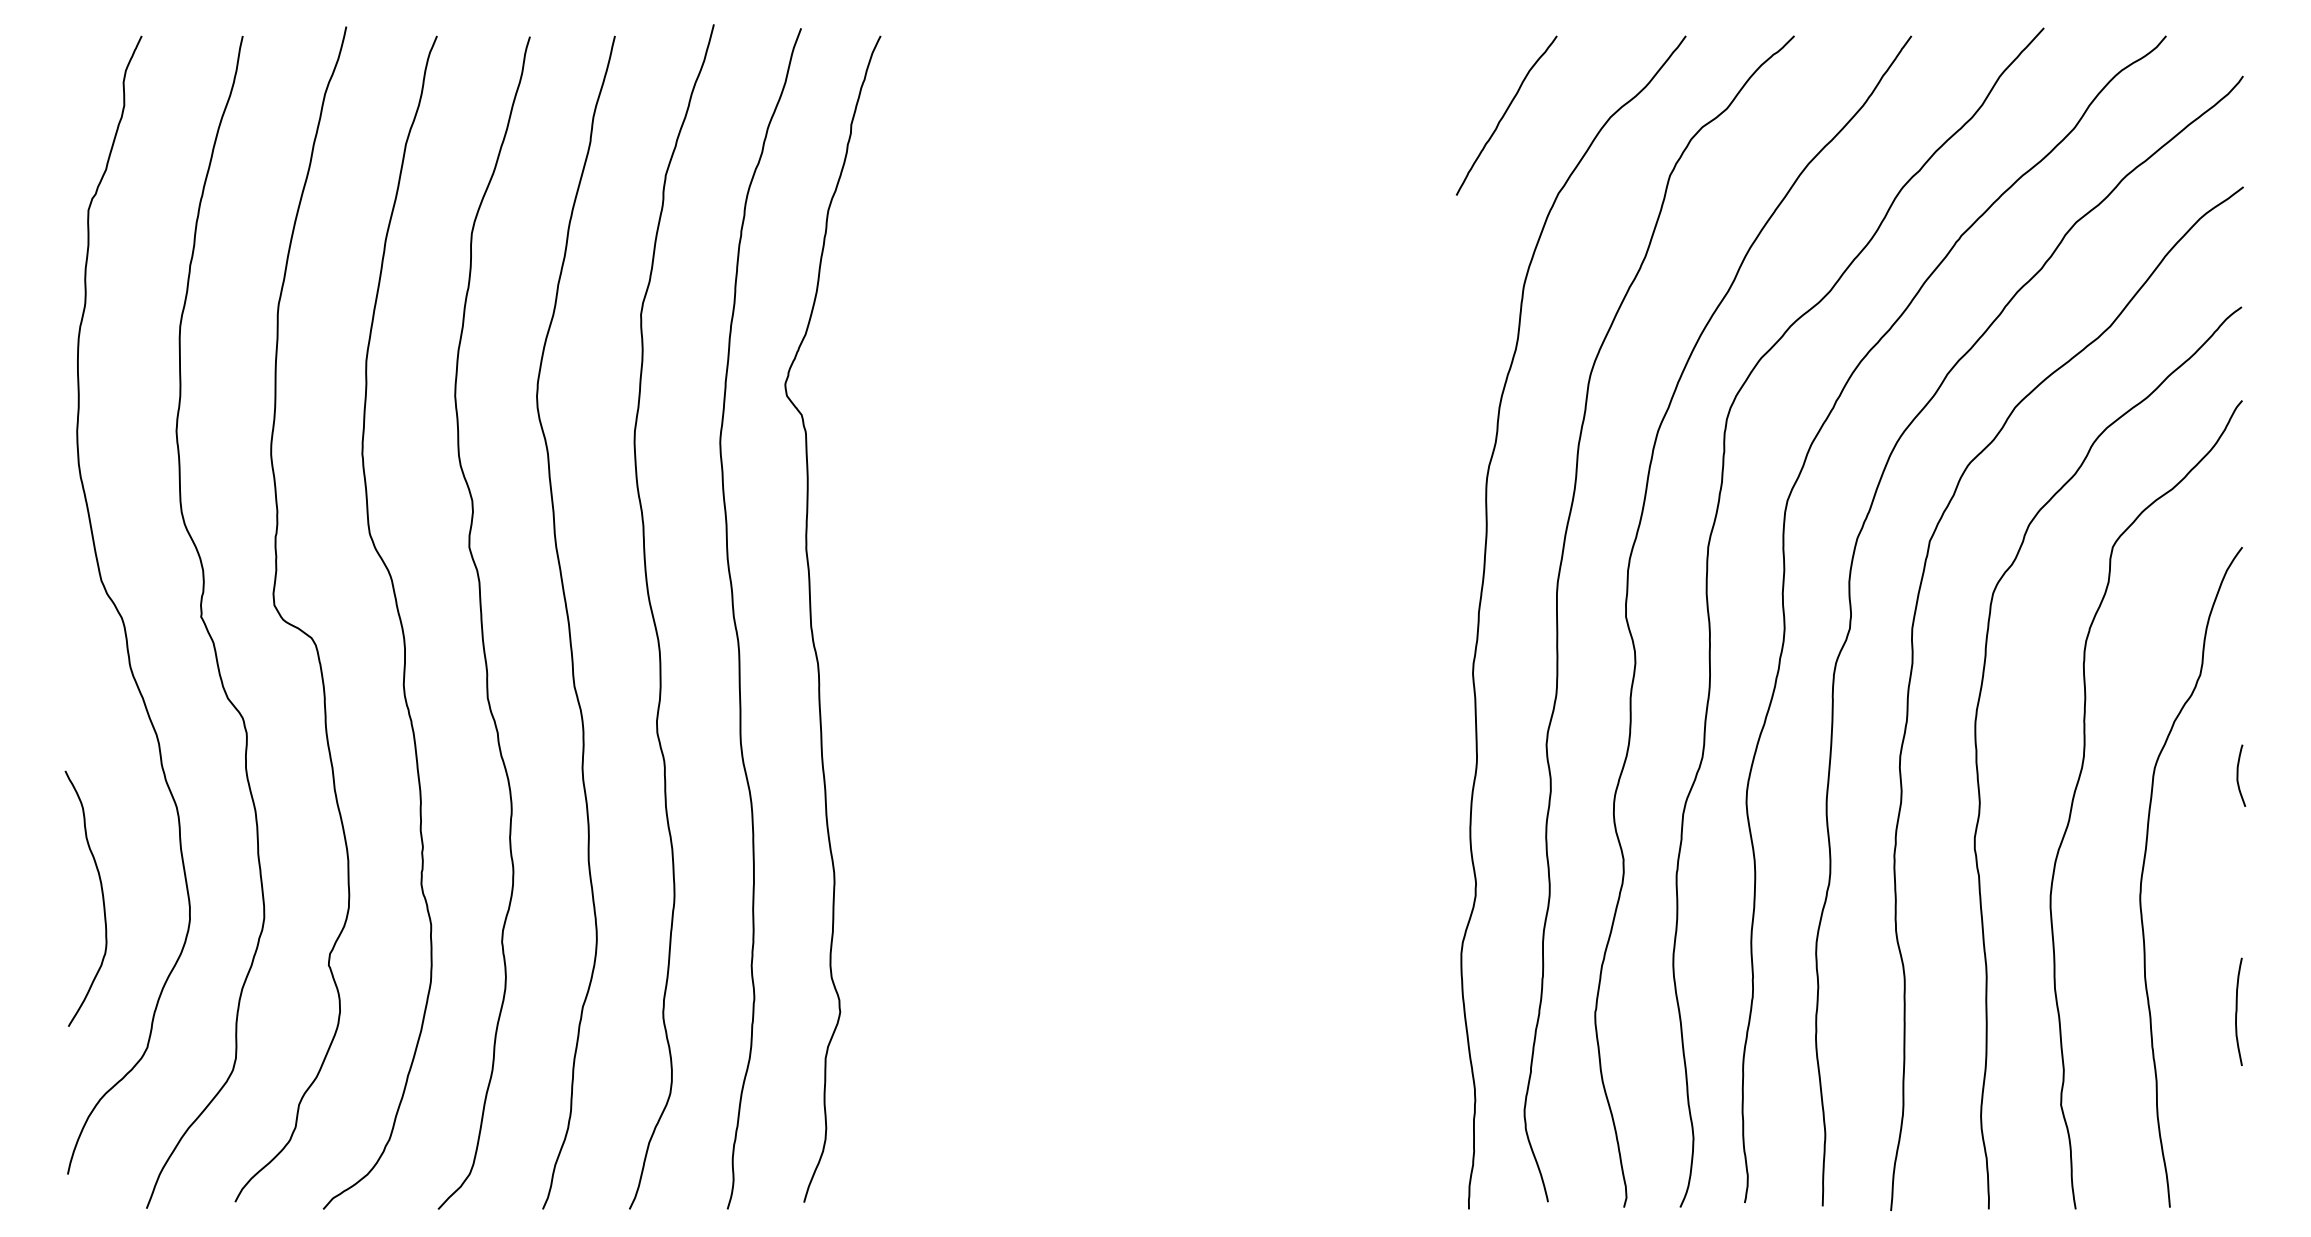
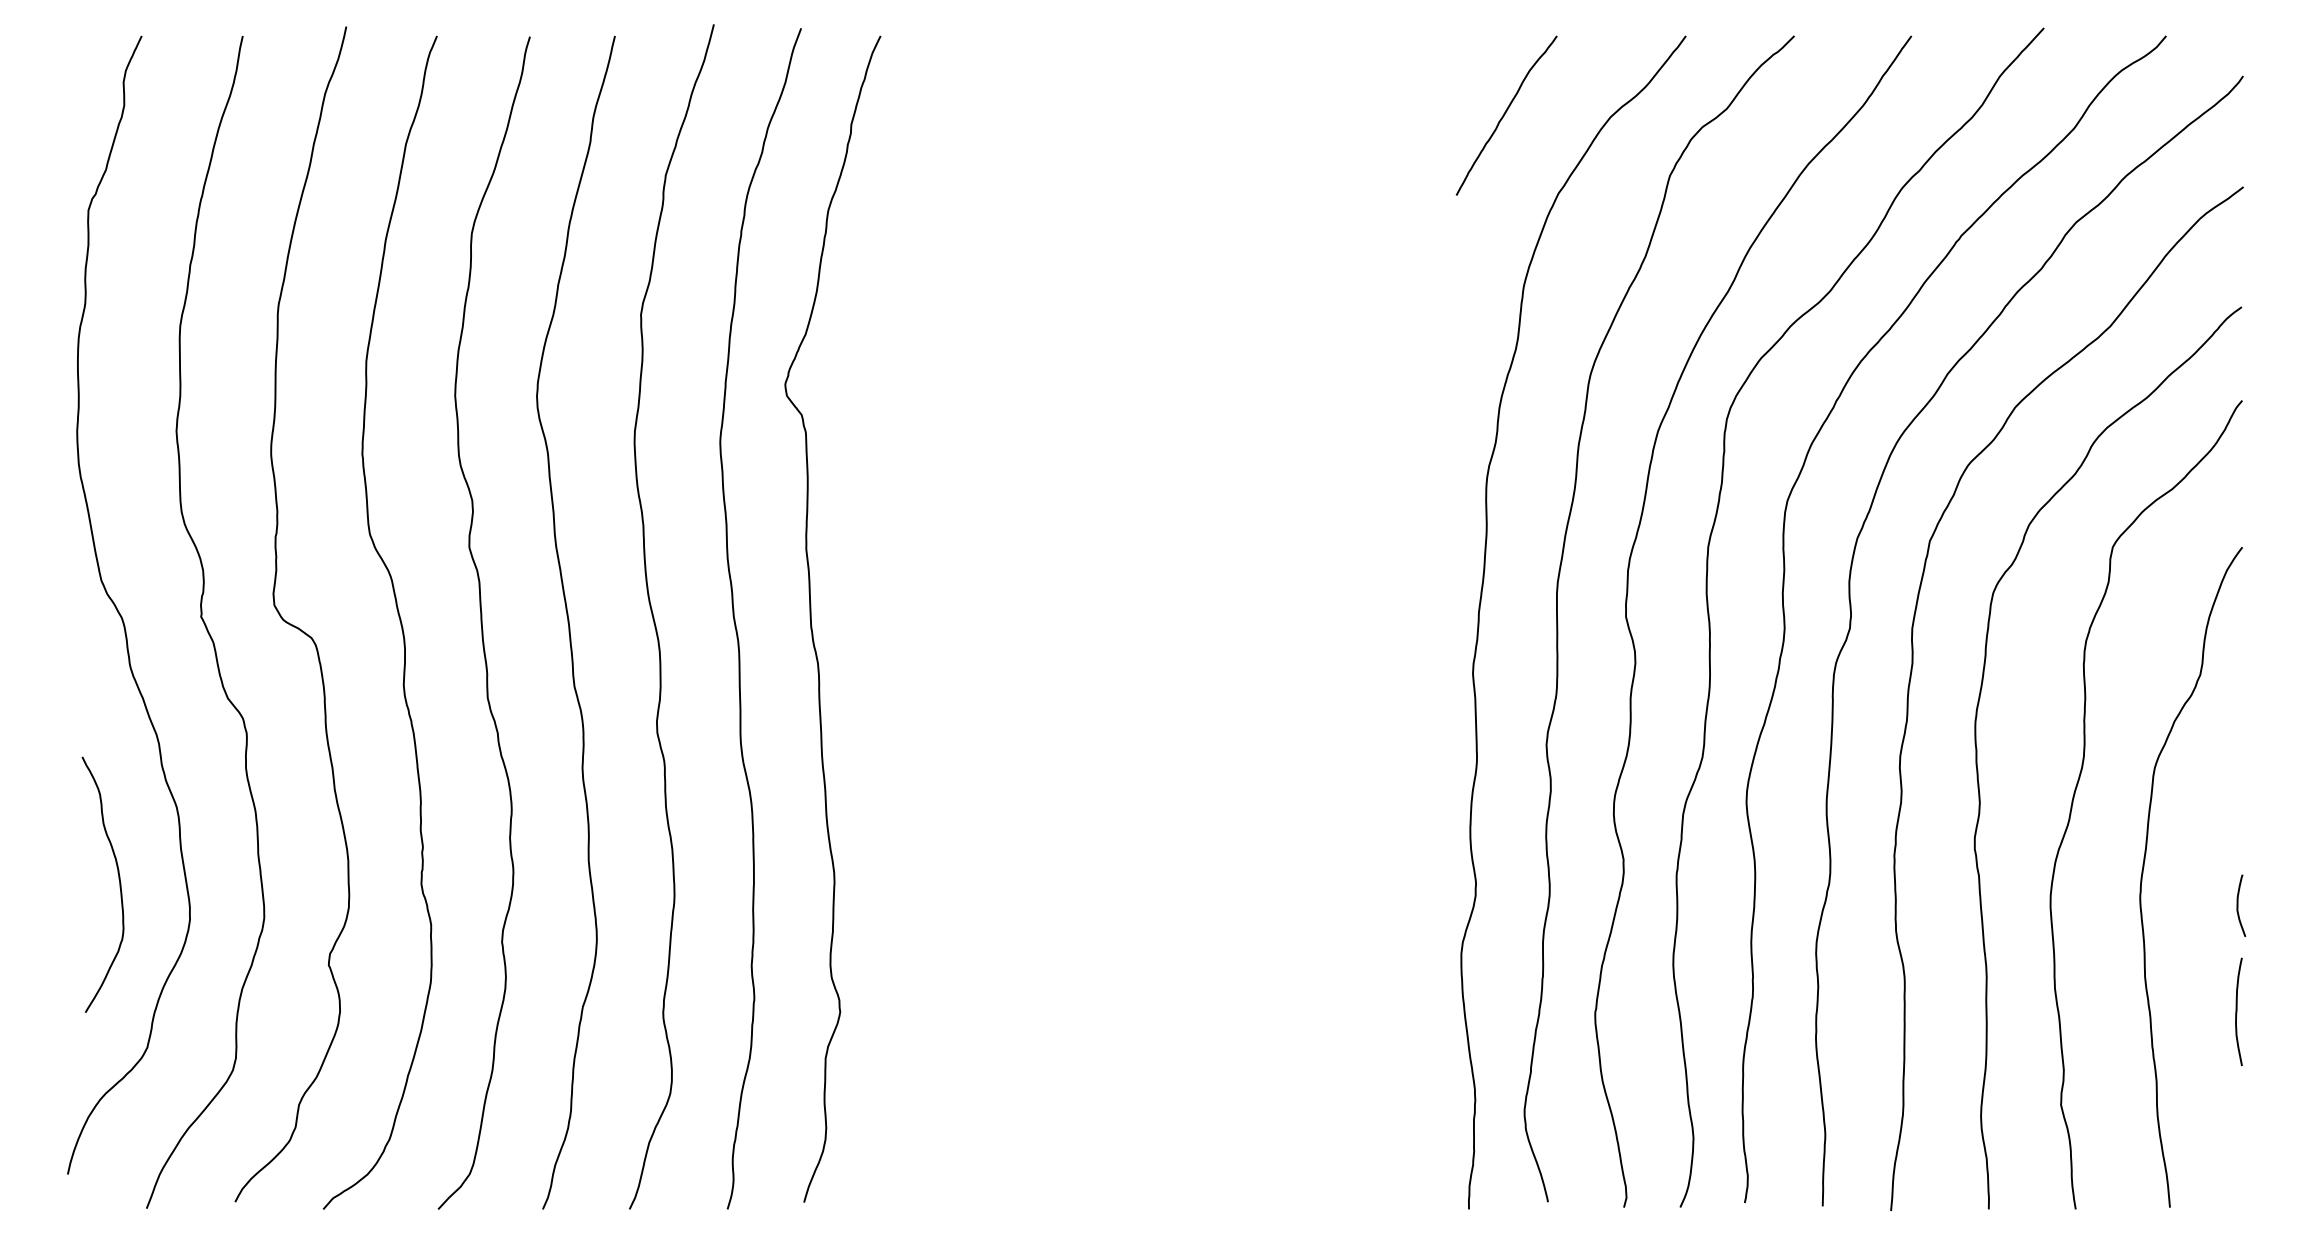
curve position: (2238, 775) -> (2238, 905) (2238, 905)
curve position: (101, 893) -> (118, 879) (118, 879)
